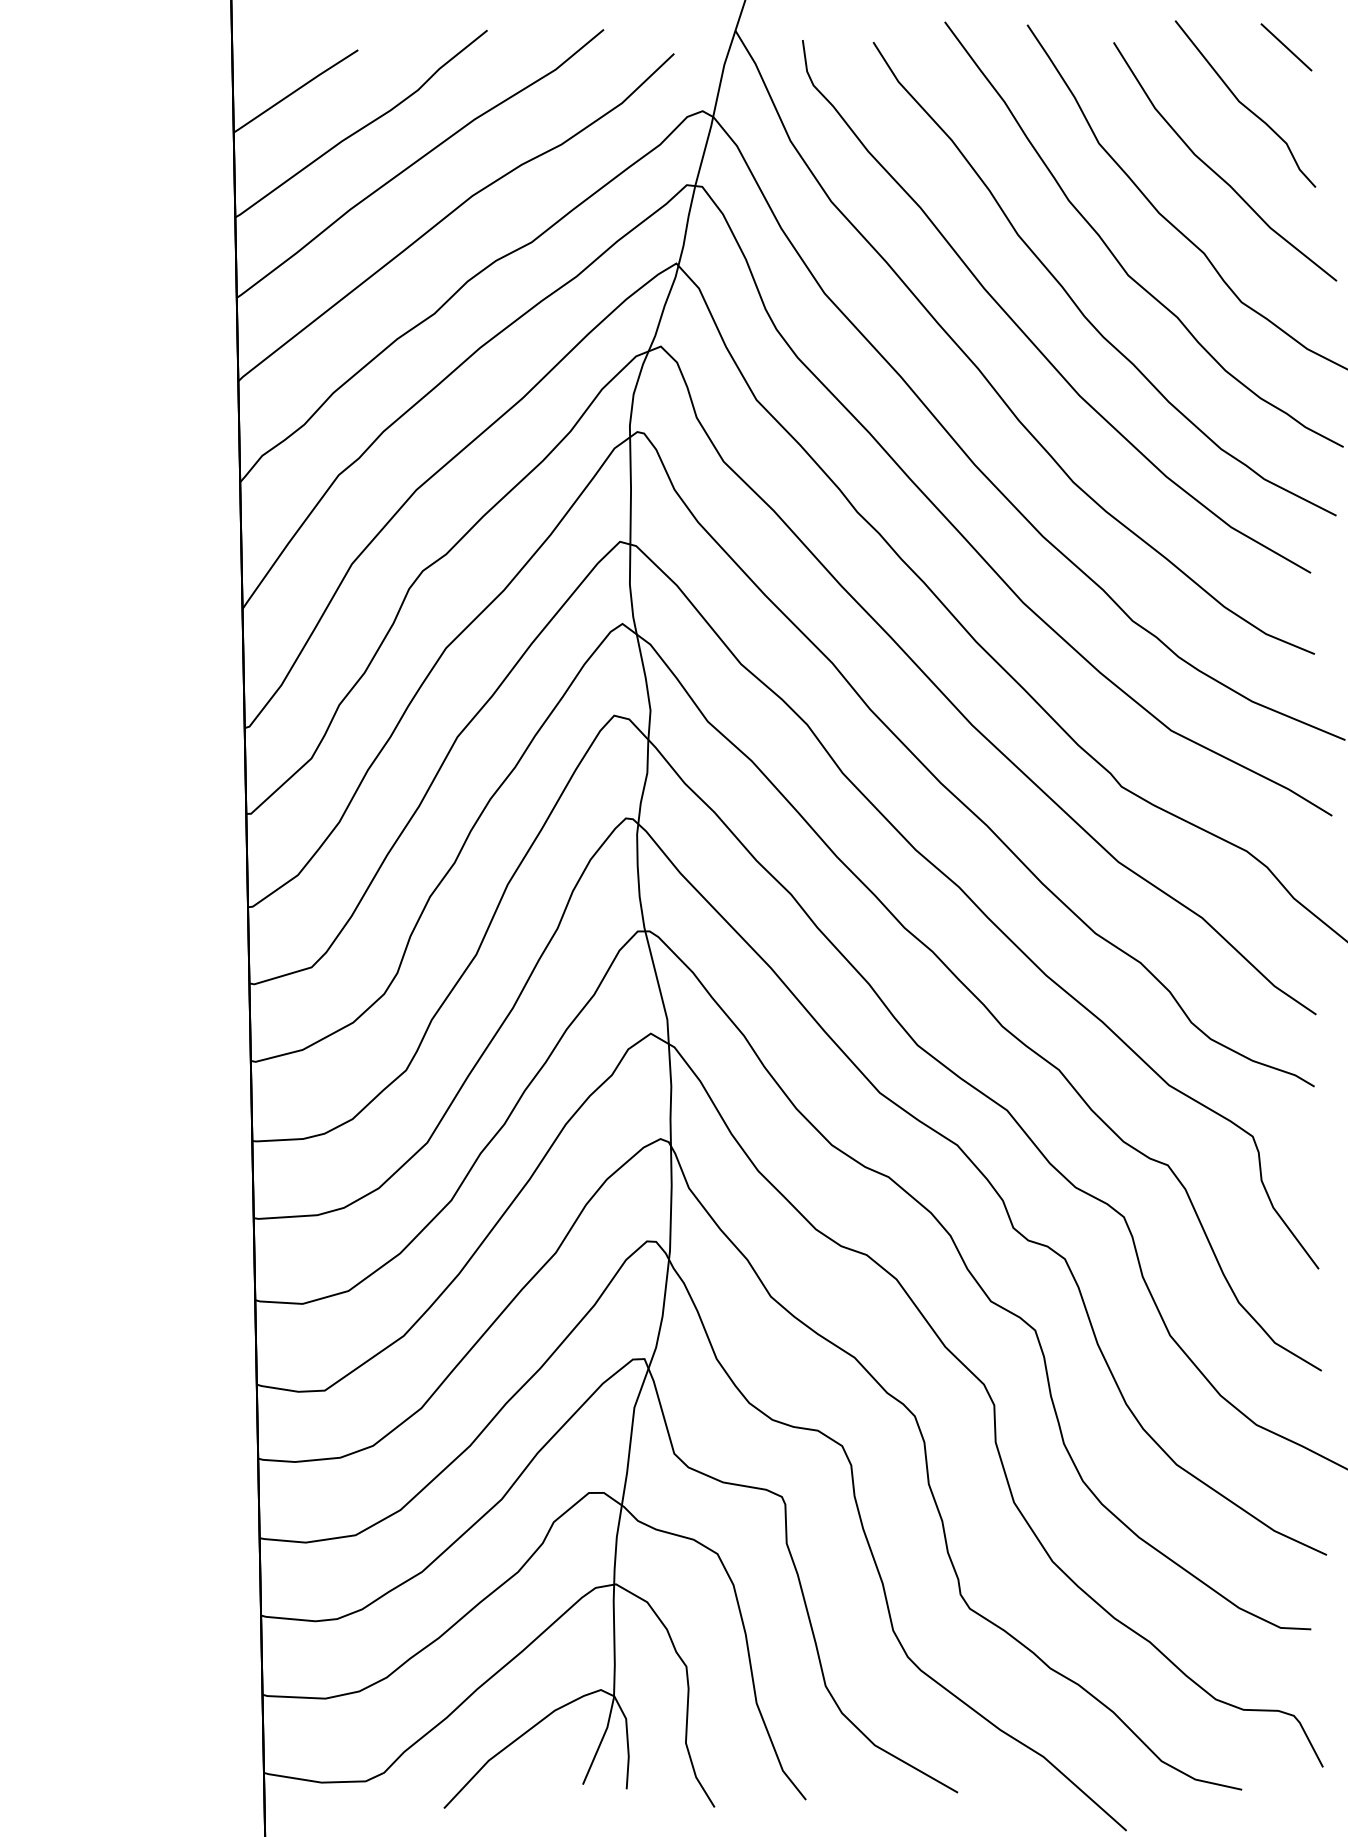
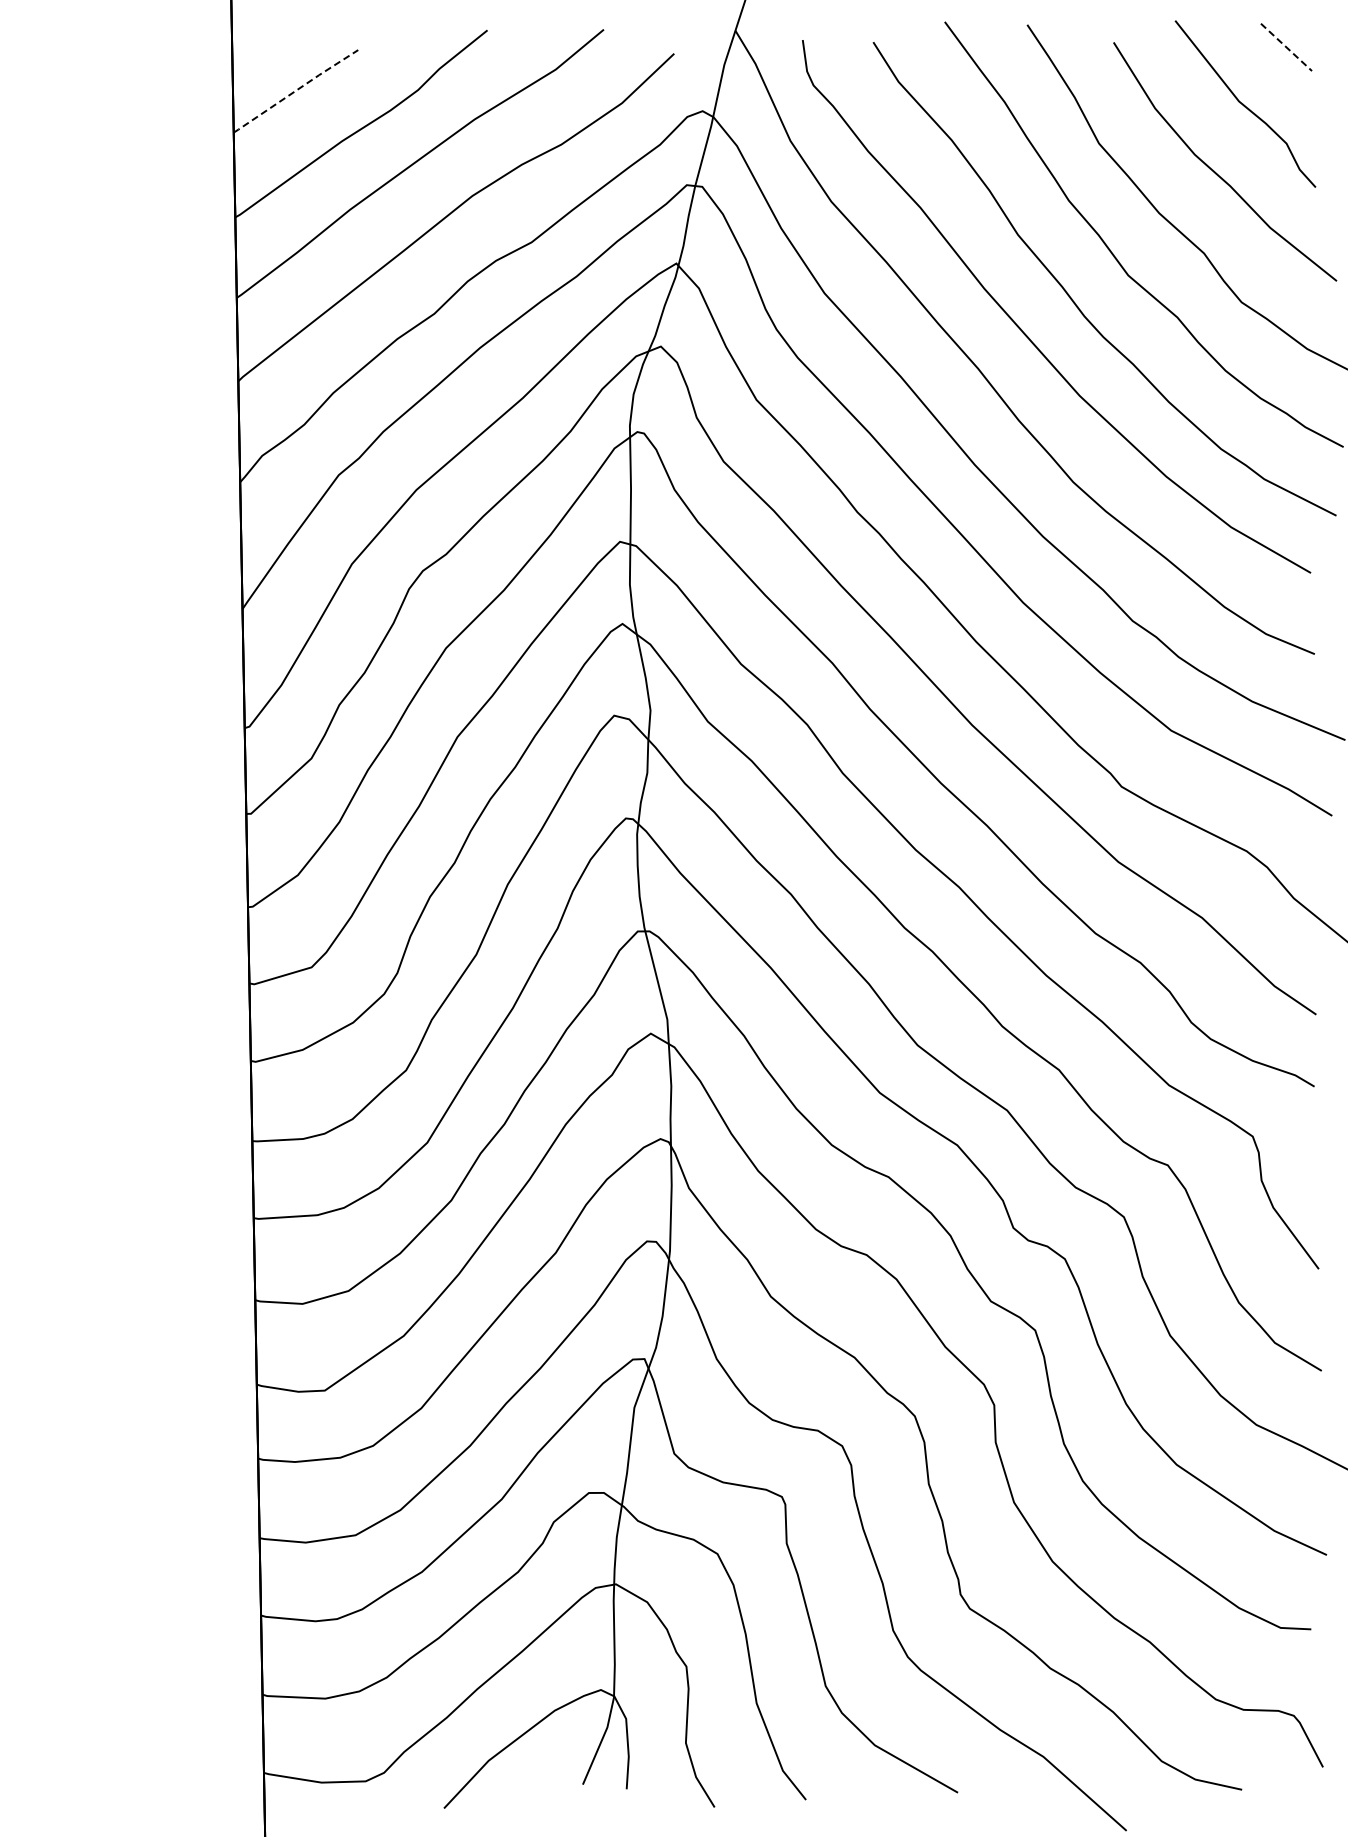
line: solid -> dashed (1286, 47)
line: solid -> dashed (296, 90)
